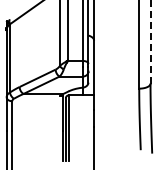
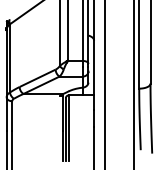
line: dashed -> solid (150, 42)
line: none -> present (104, 84)
line: none -> present (133, 84)
